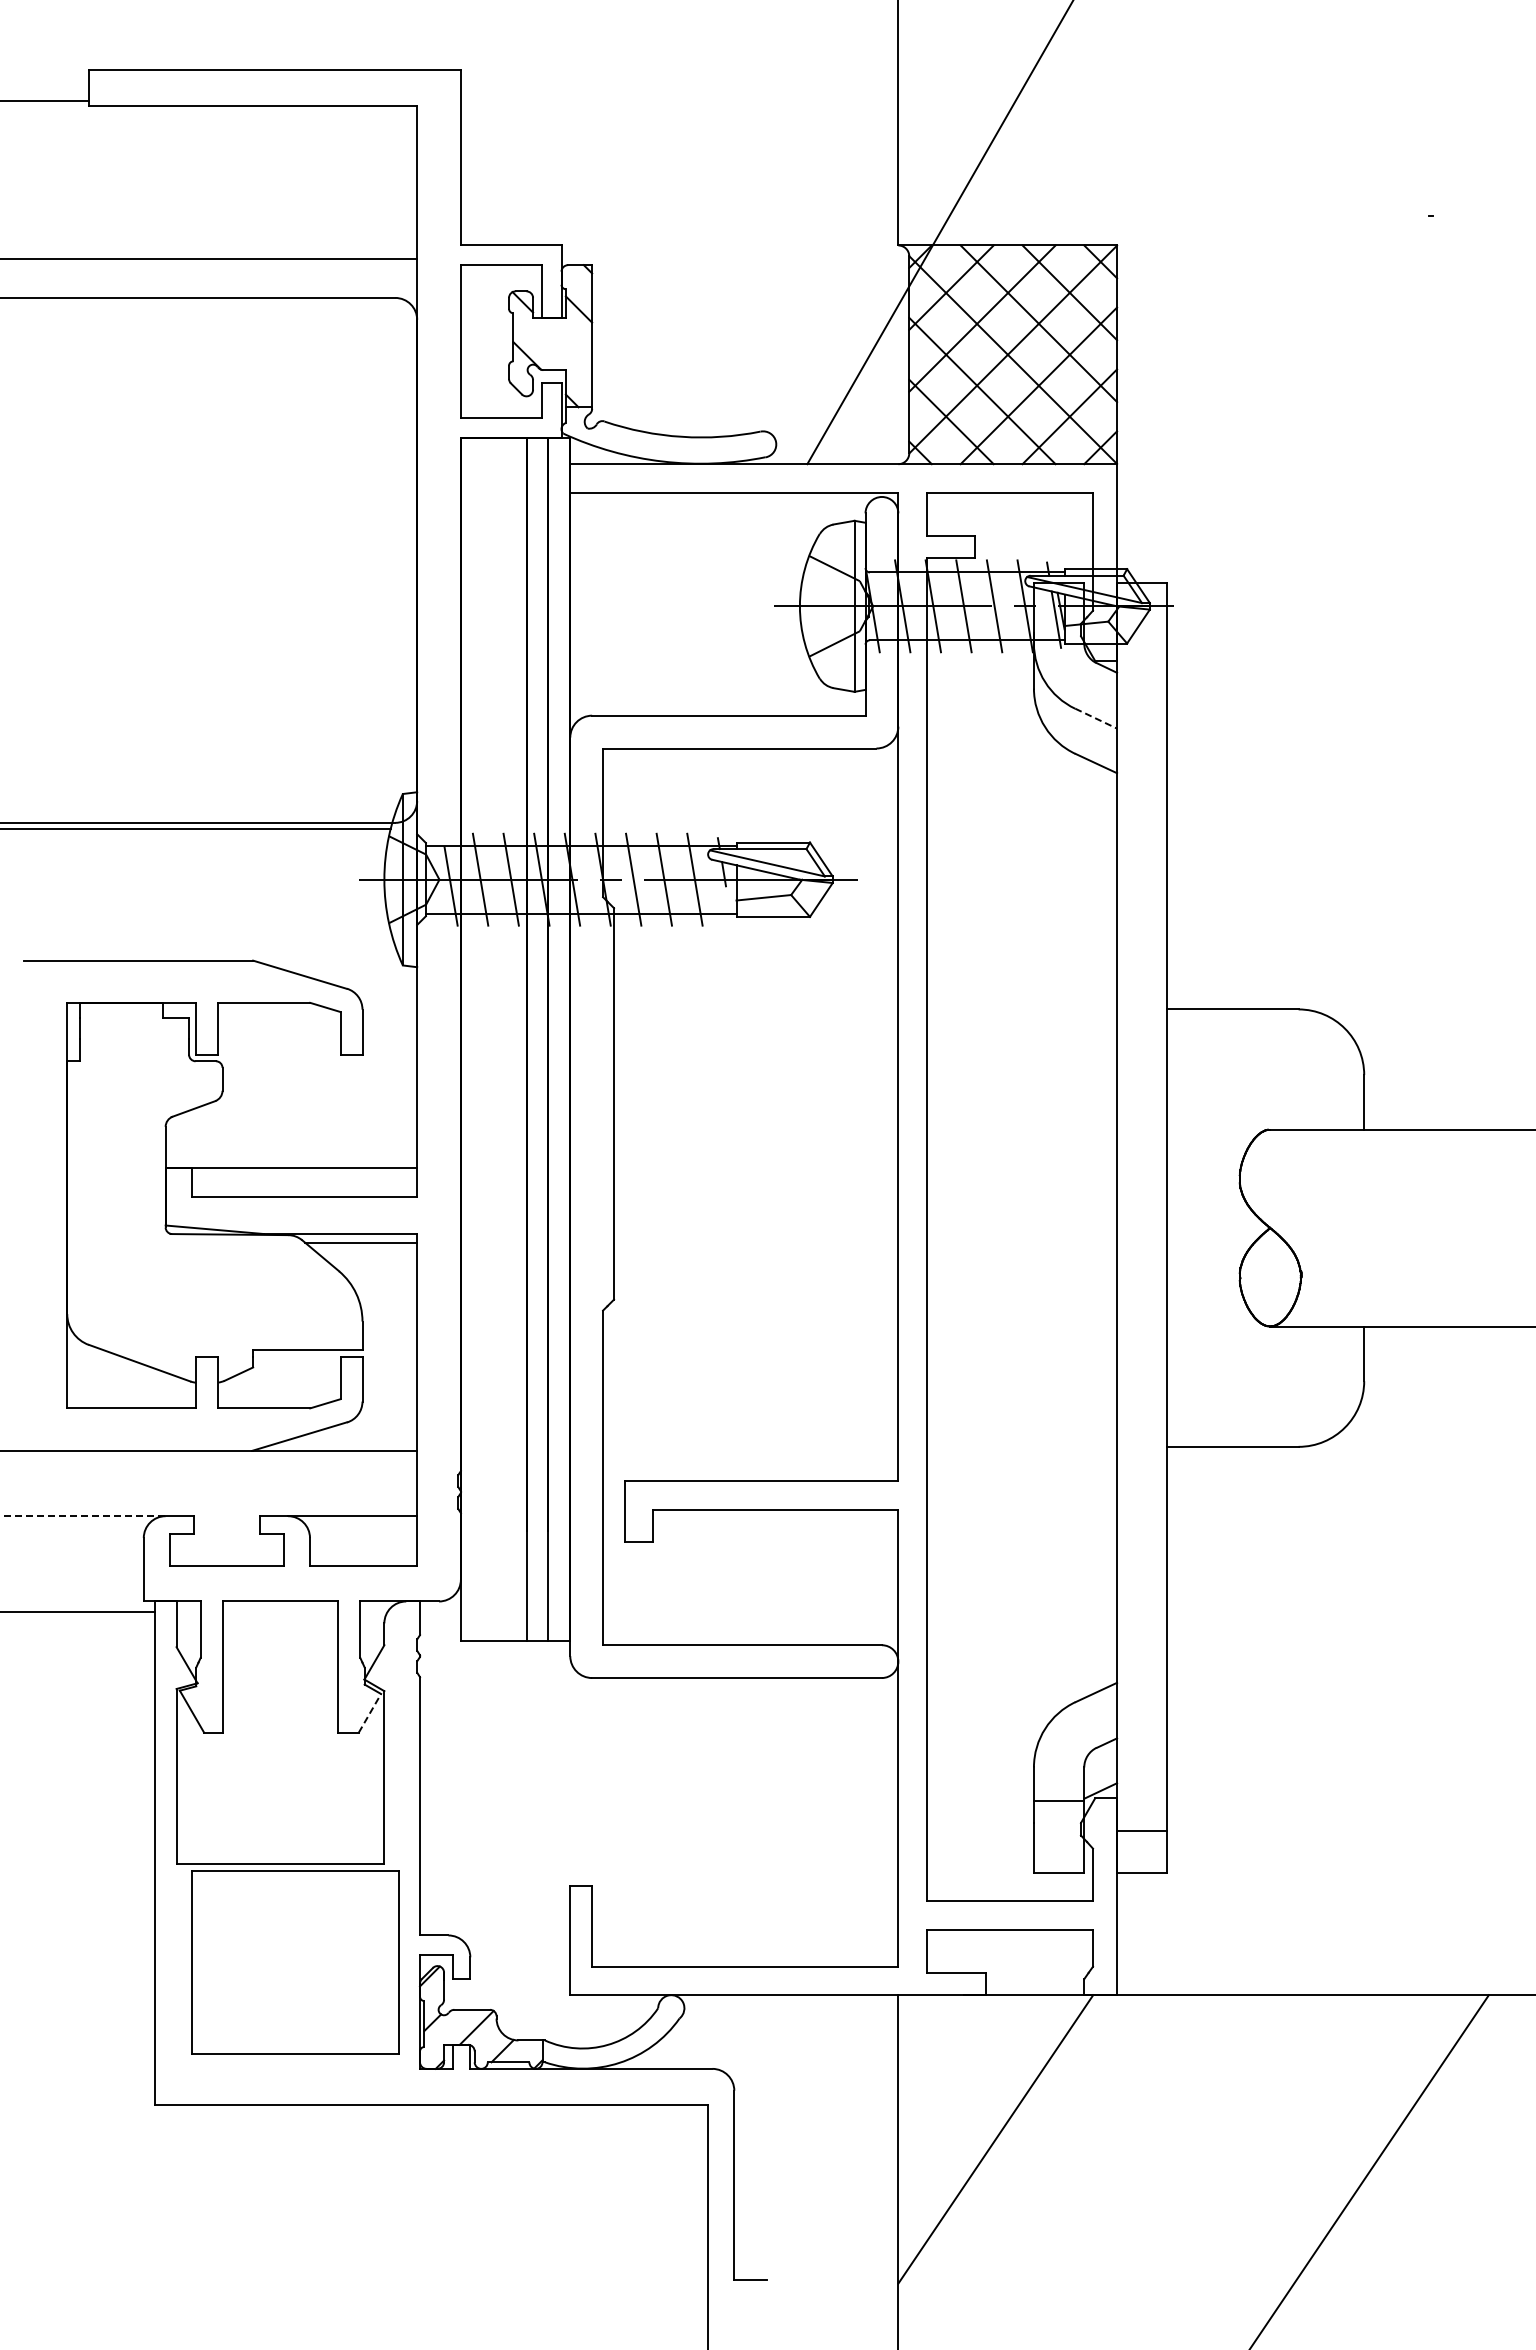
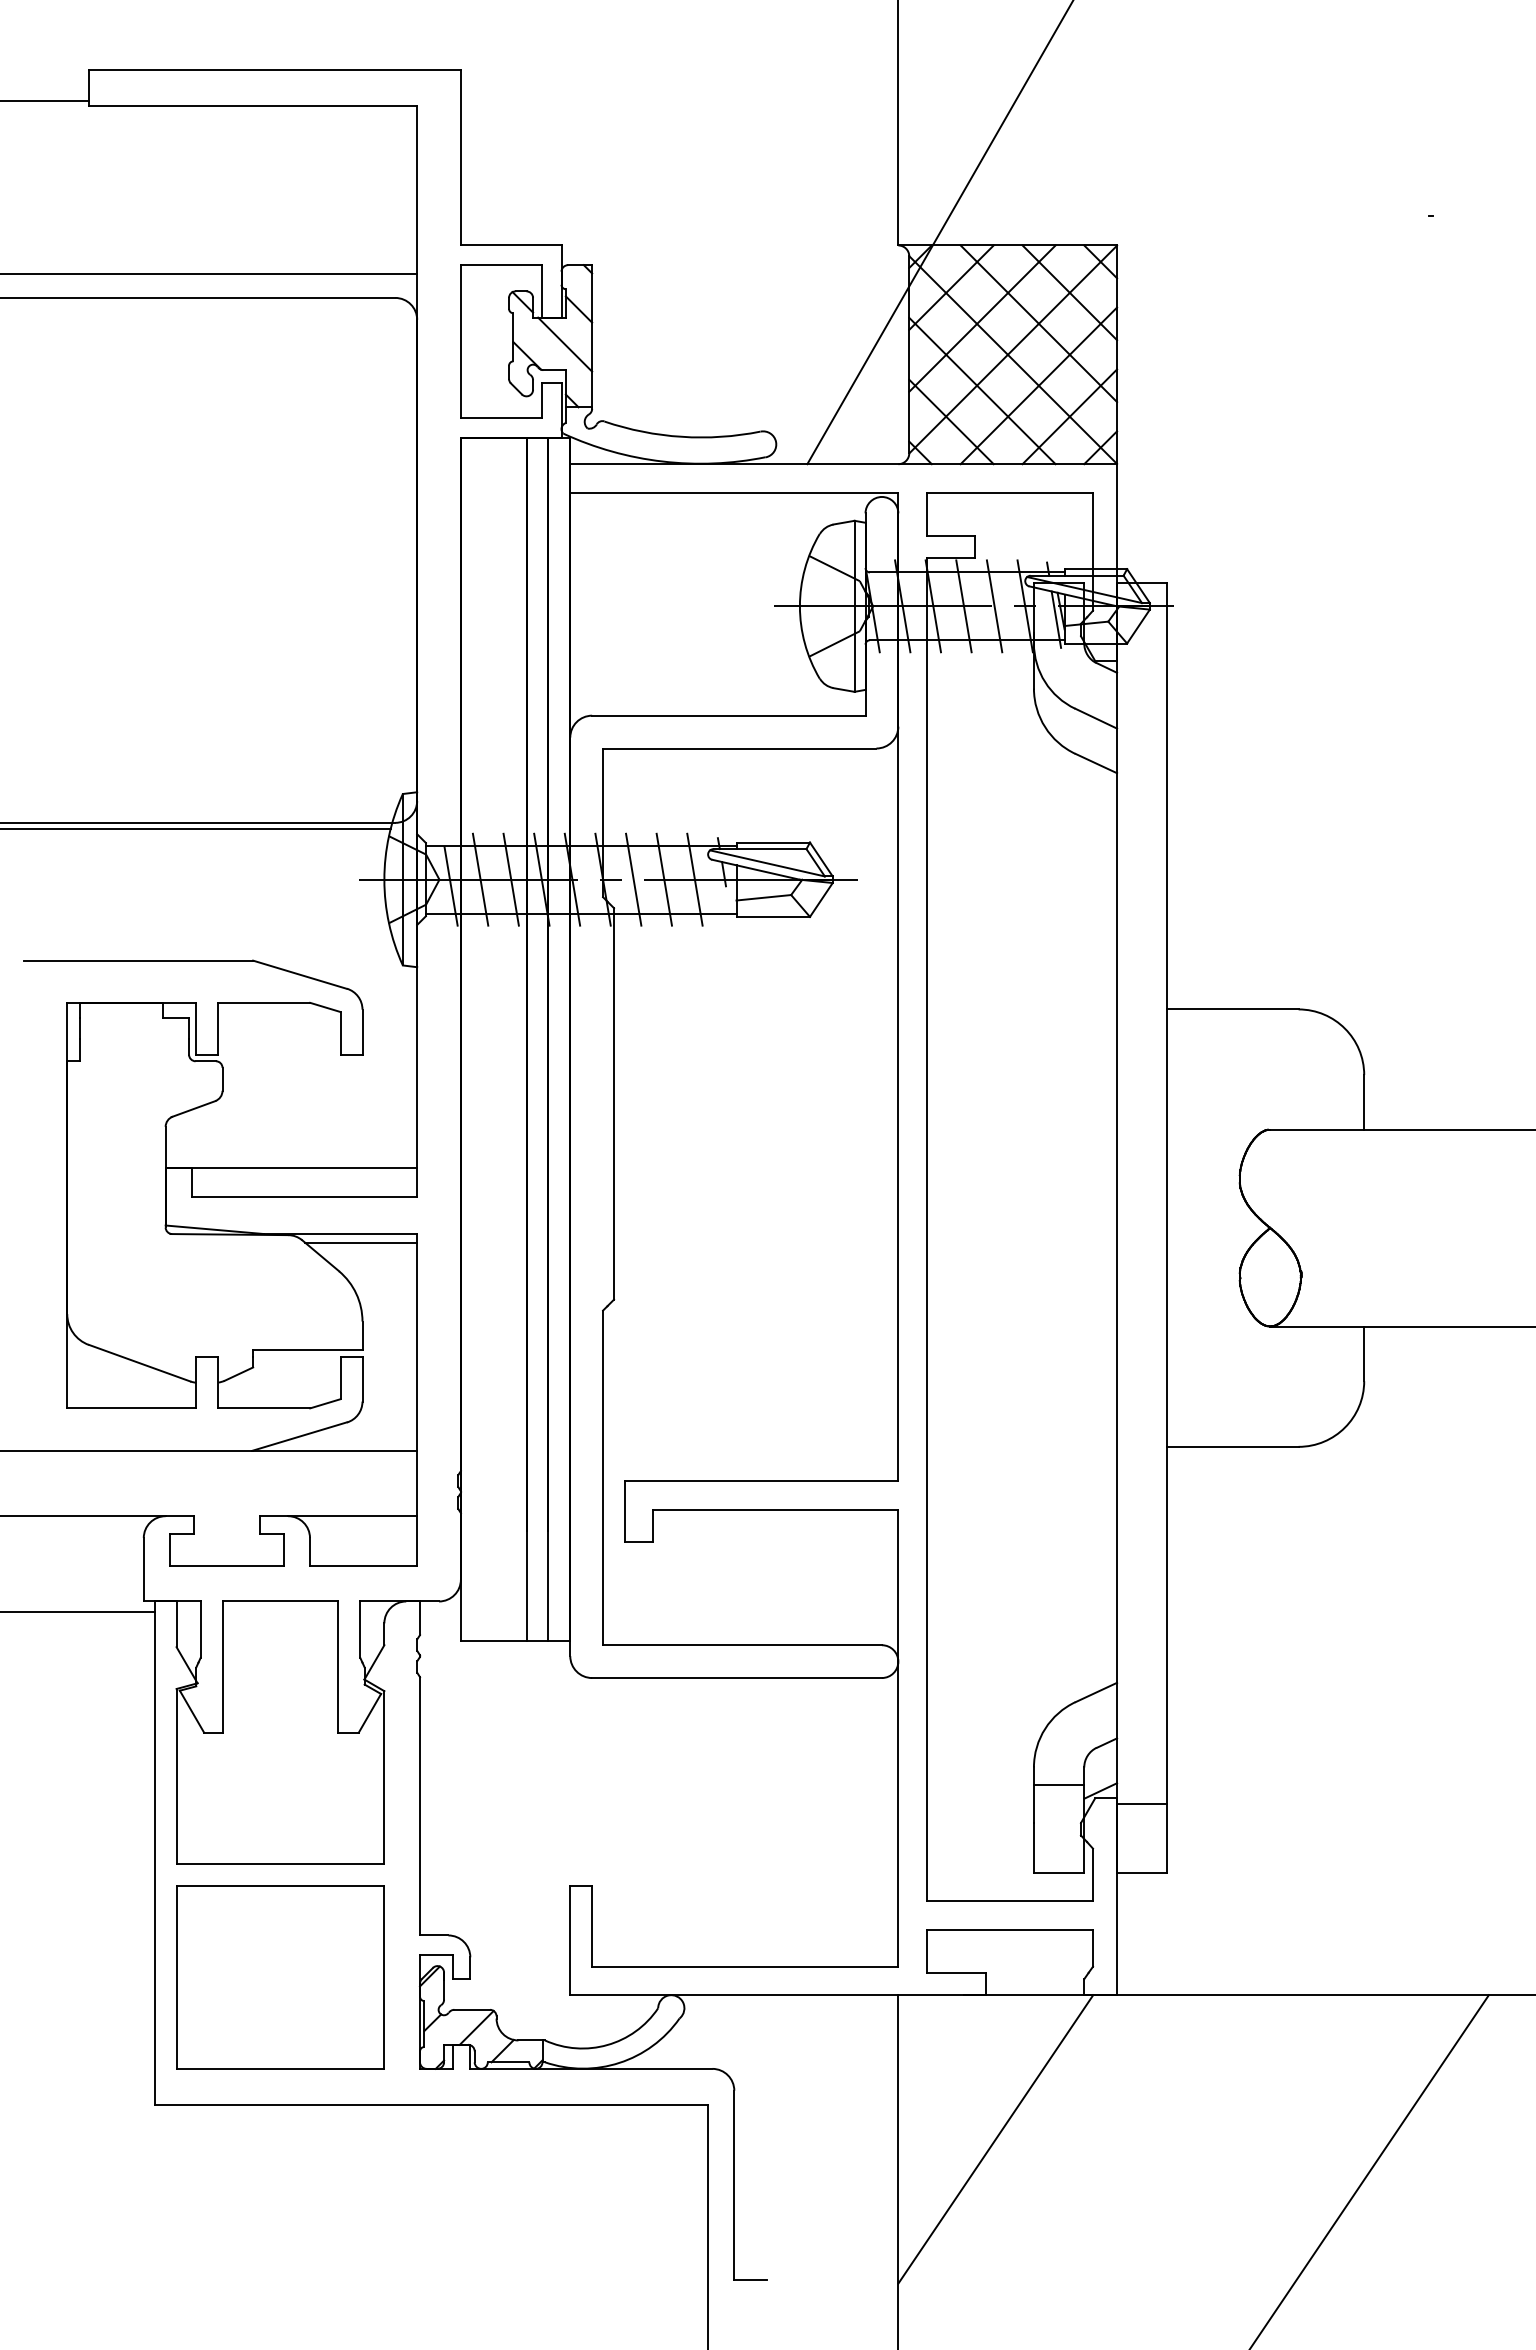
line position: (209, 258) -> (209, 273) (209, 273)
line: none -> present (565, 344)
line: dashed -> solid (1096, 718)
line: dashed -> solid (83, 1516)
line: dashed -> solid (370, 1712)
line position: (1058, 1800) -> (1058, 1784) (1058, 1784)
line position: (1142, 1830) -> (1142, 1803) (1142, 1803)
part position: (295, 1962) -> (280, 1977) (280, 1977)
